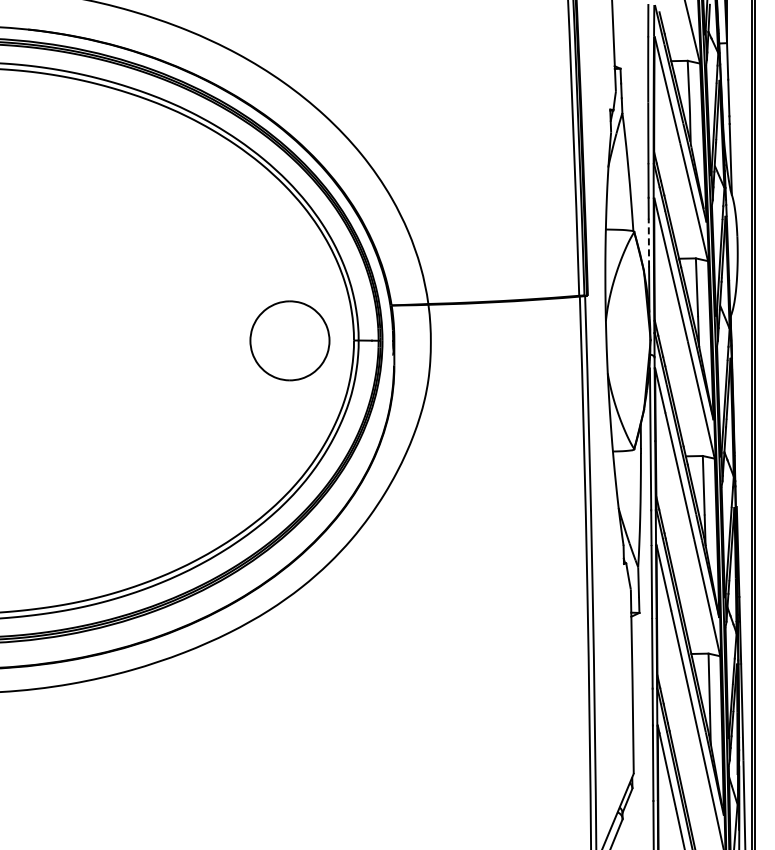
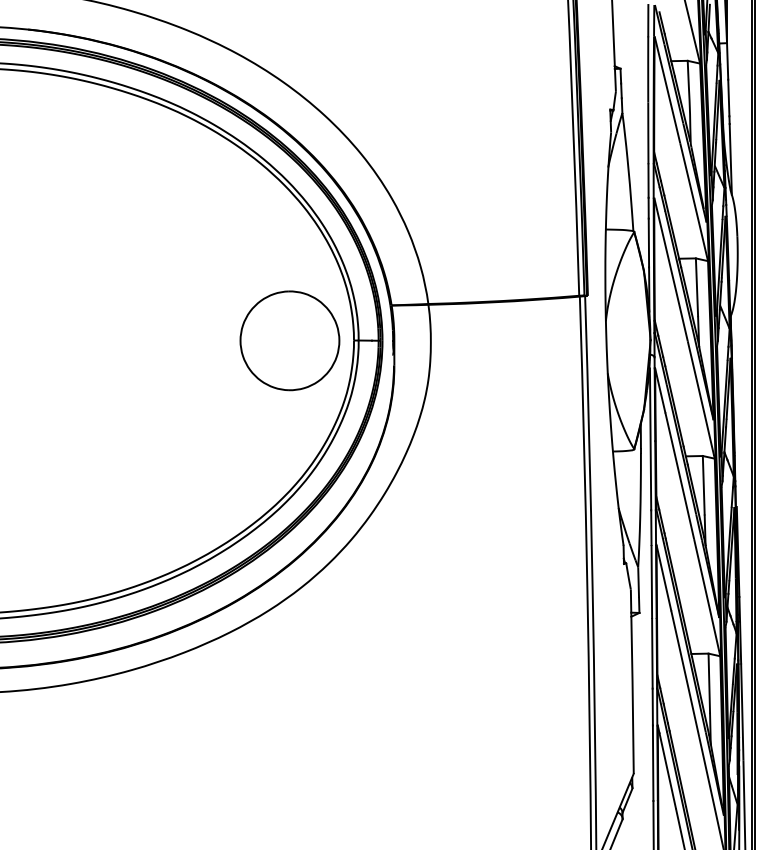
line: dashed -> solid (648, 242)
part size: 82x82 px -> 102x102 px (289, 340)
